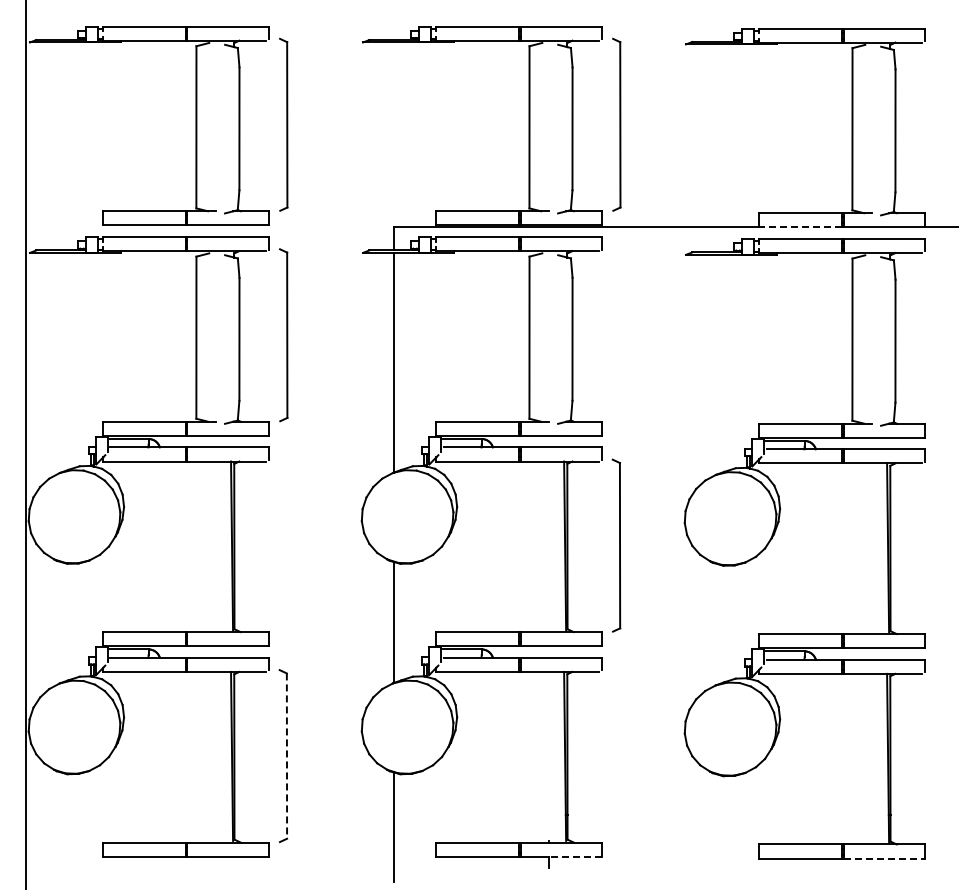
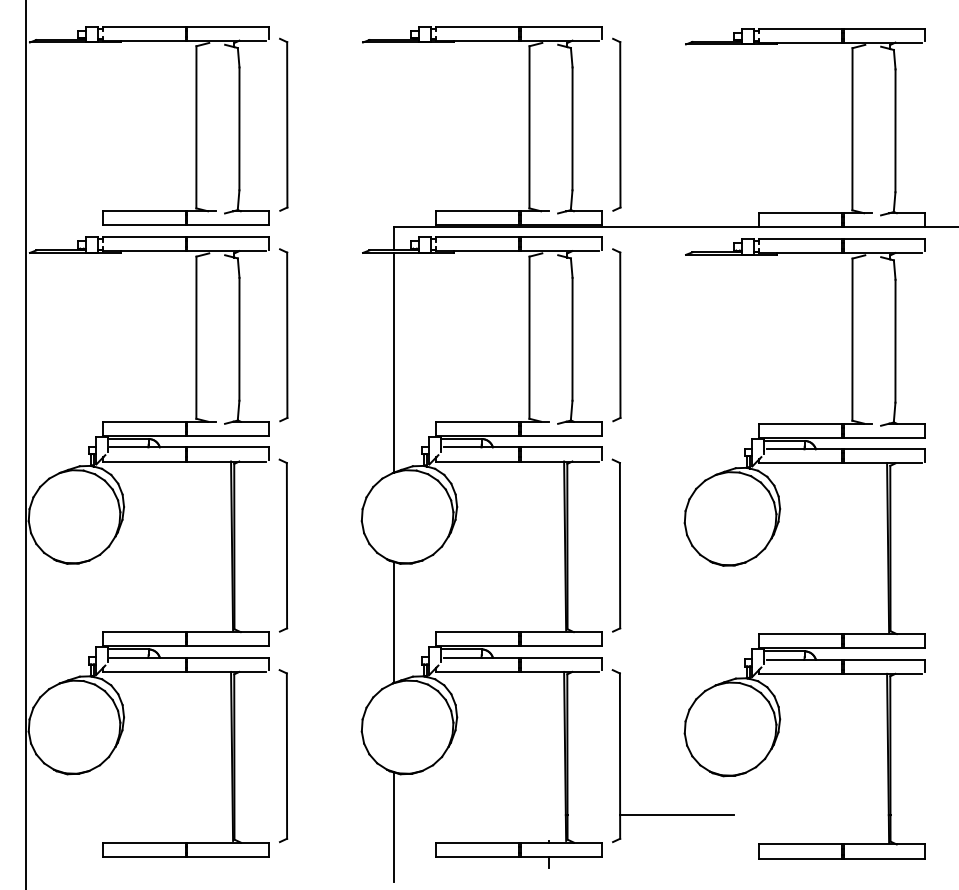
line: dashed -> solid (799, 227)
part: none -> present (616, 335)
part: none -> present (283, 545)
line: dashed -> solid (286, 756)
part: none -> present (620, 756)
line: dashed -> solid (575, 856)
line: dashed -> solid (884, 858)
